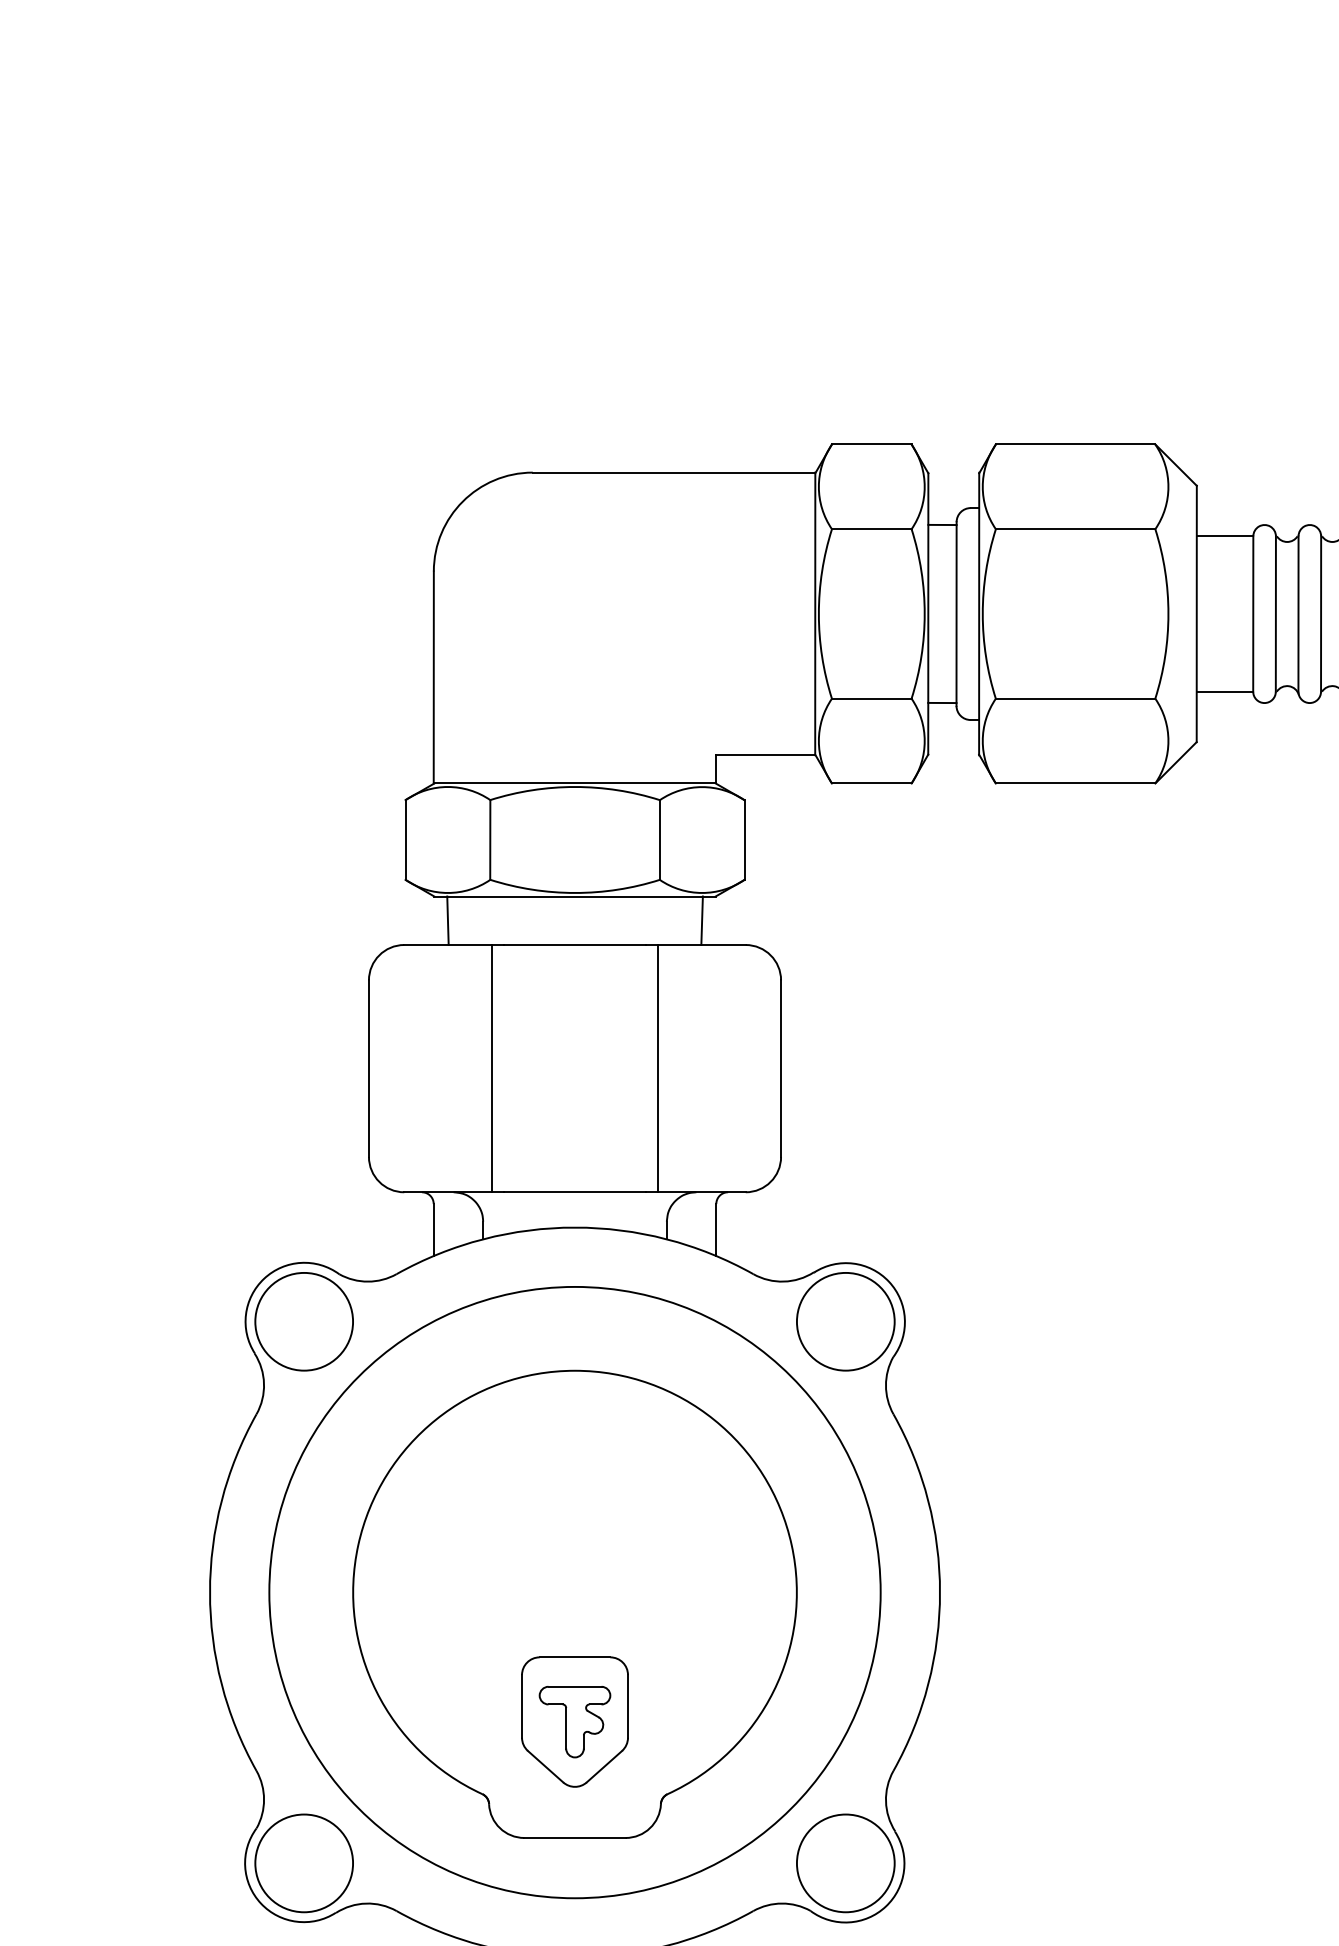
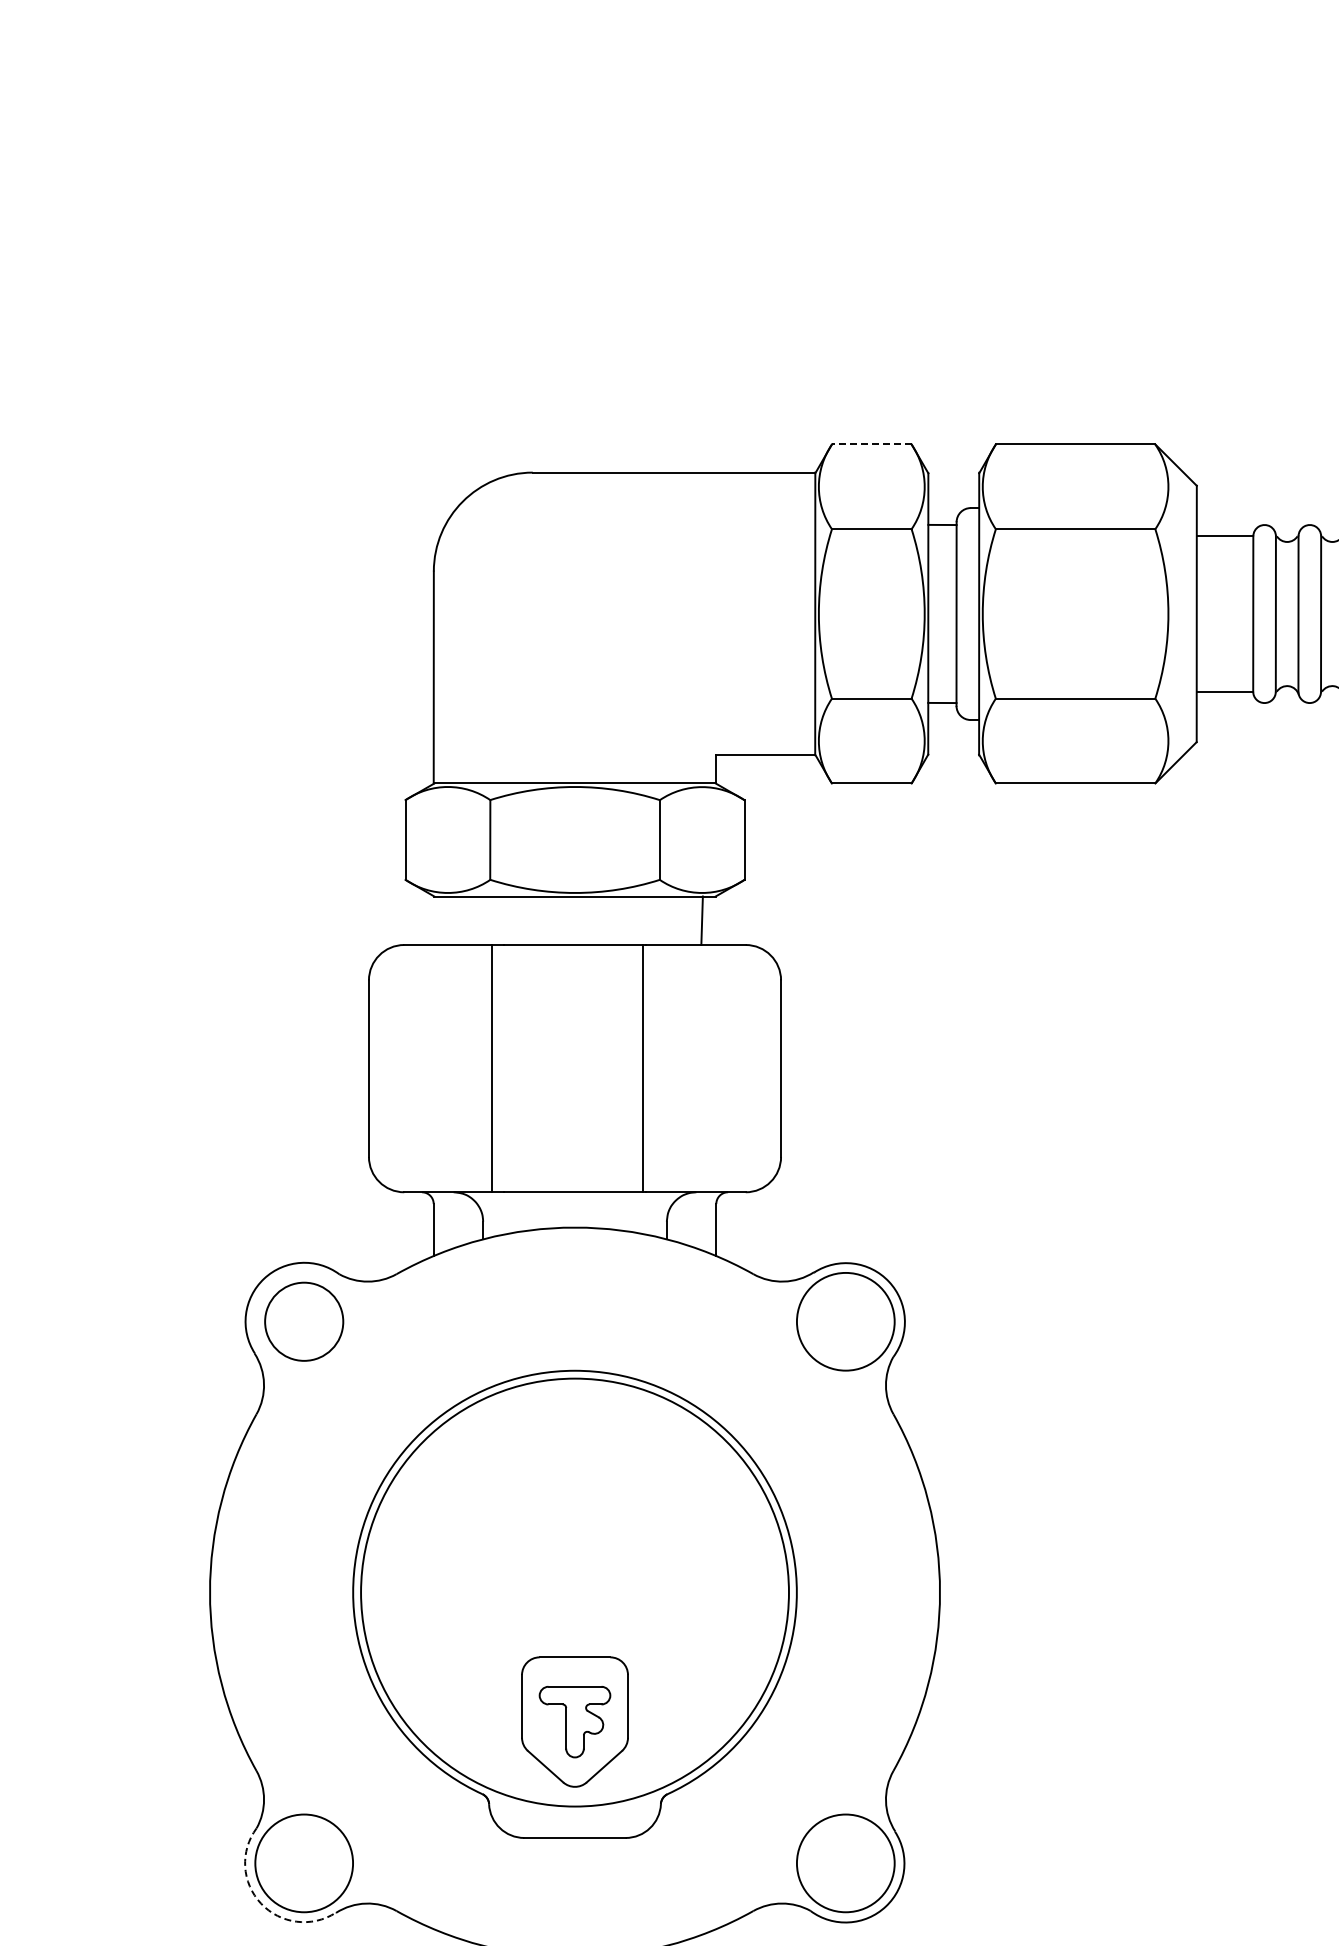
line: solid -> dashed (871, 444)
line: present -> none (447, 920)
line position: (658, 1068) -> (643, 1068) (643, 1068)
circle diameter: 98 px -> 78 px (304, 1321)
circle diameter: 611 px -> 428 px (574, 1592)
arc: solid -> dashed (261, 1903)
